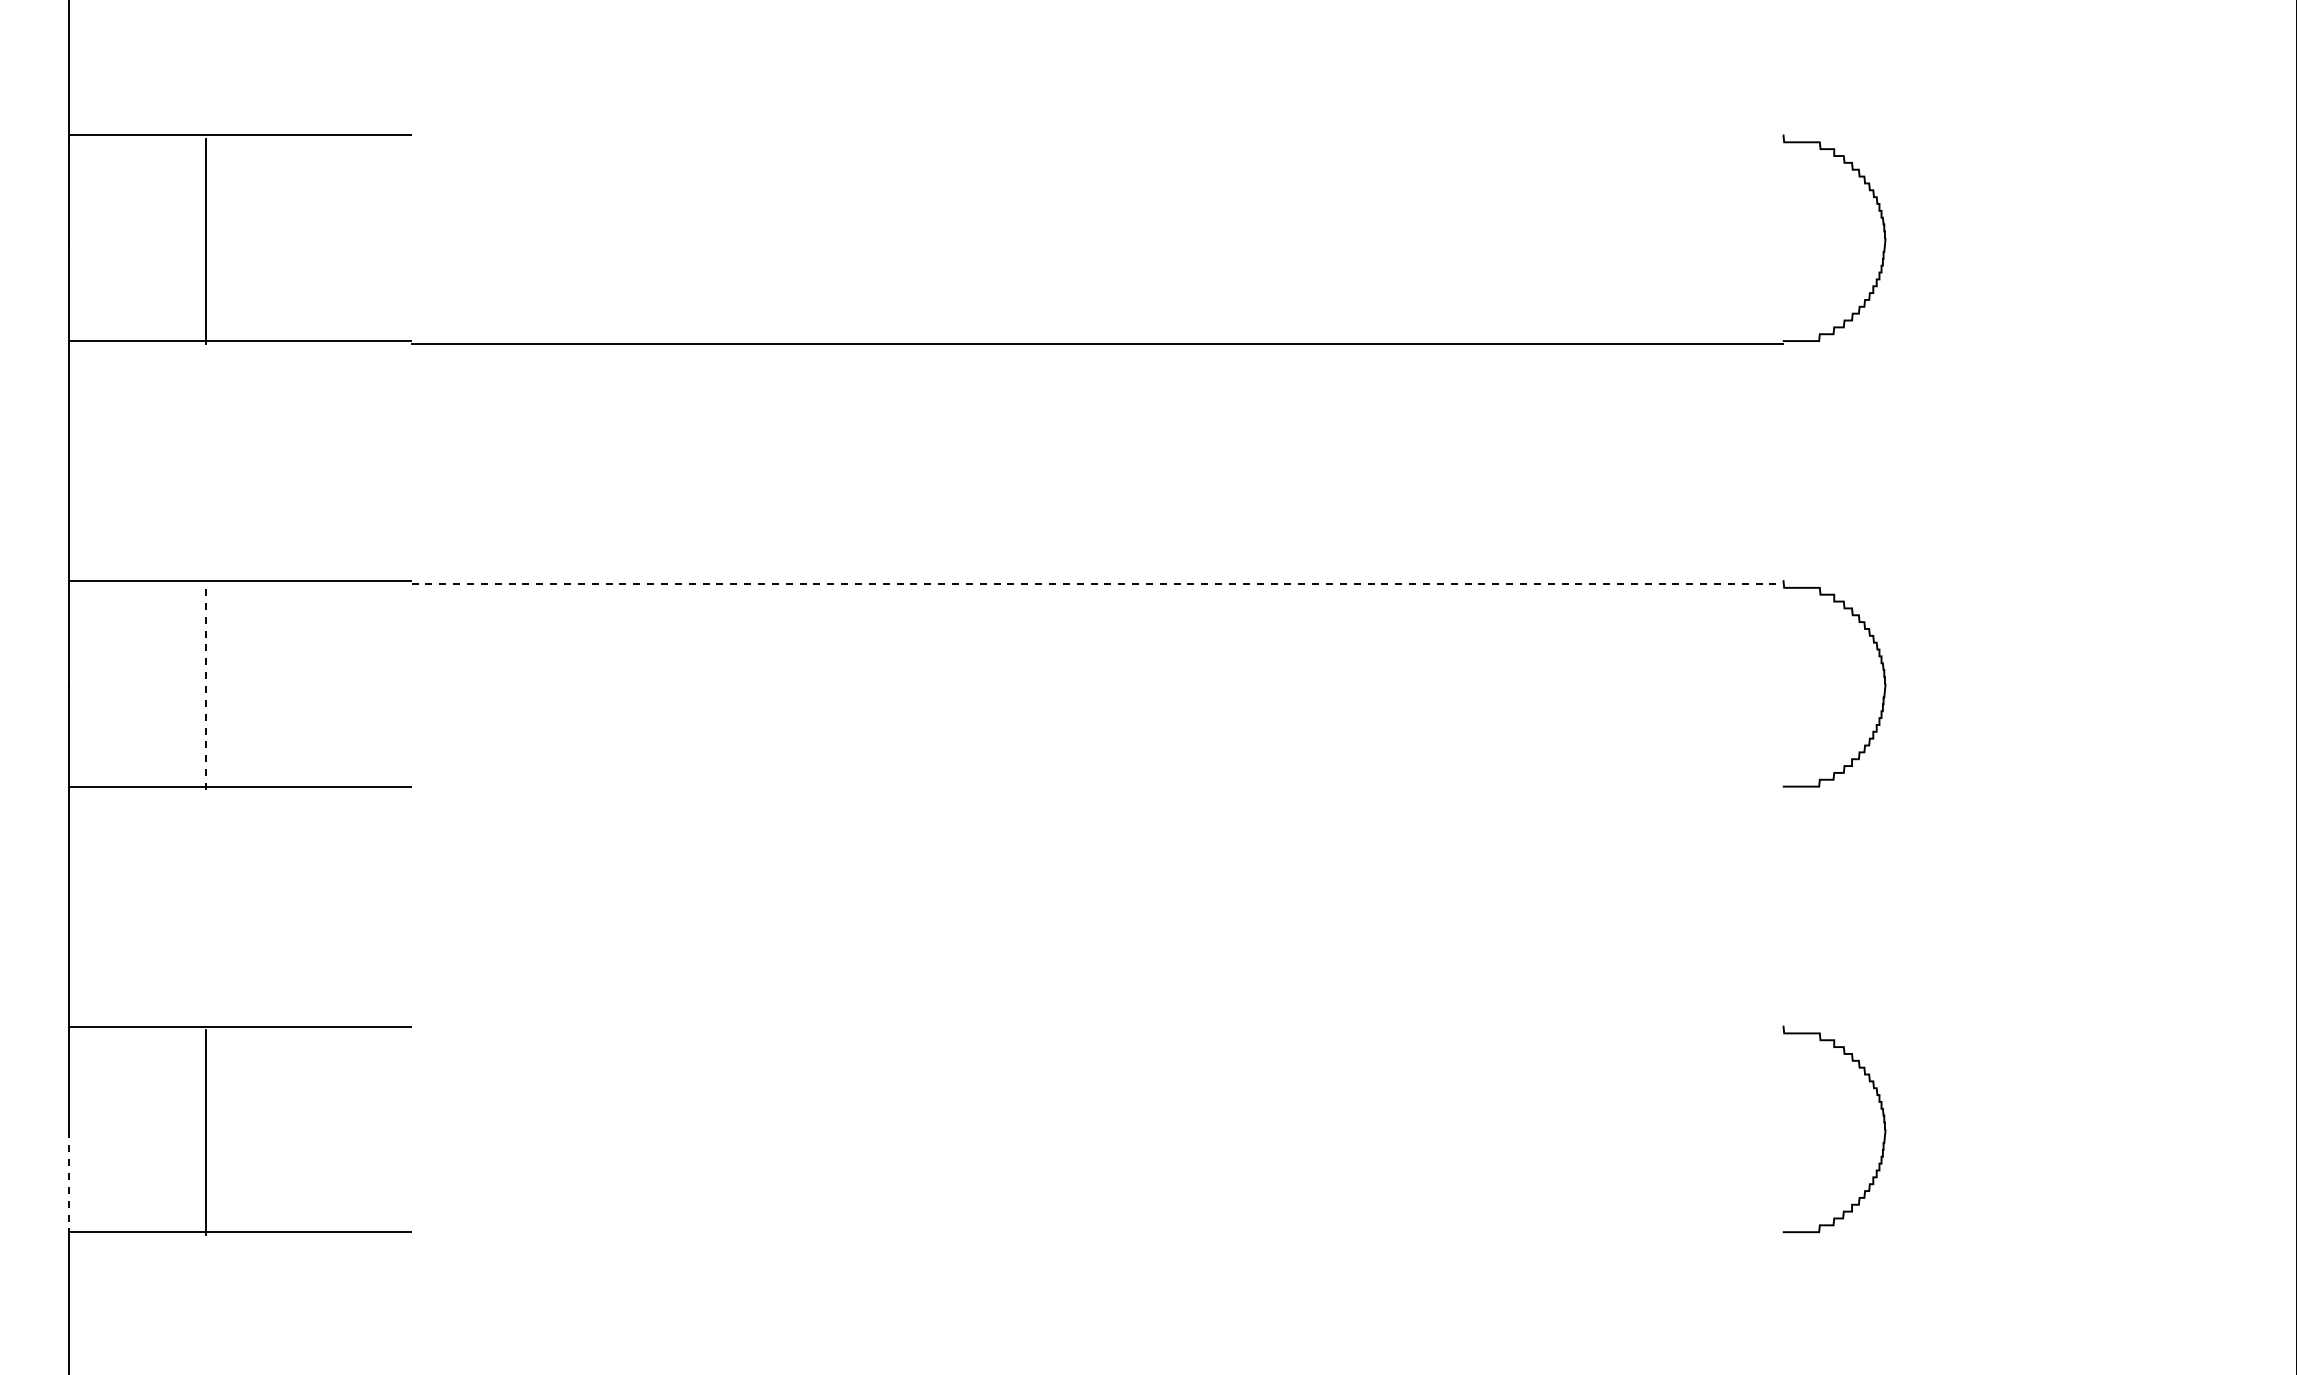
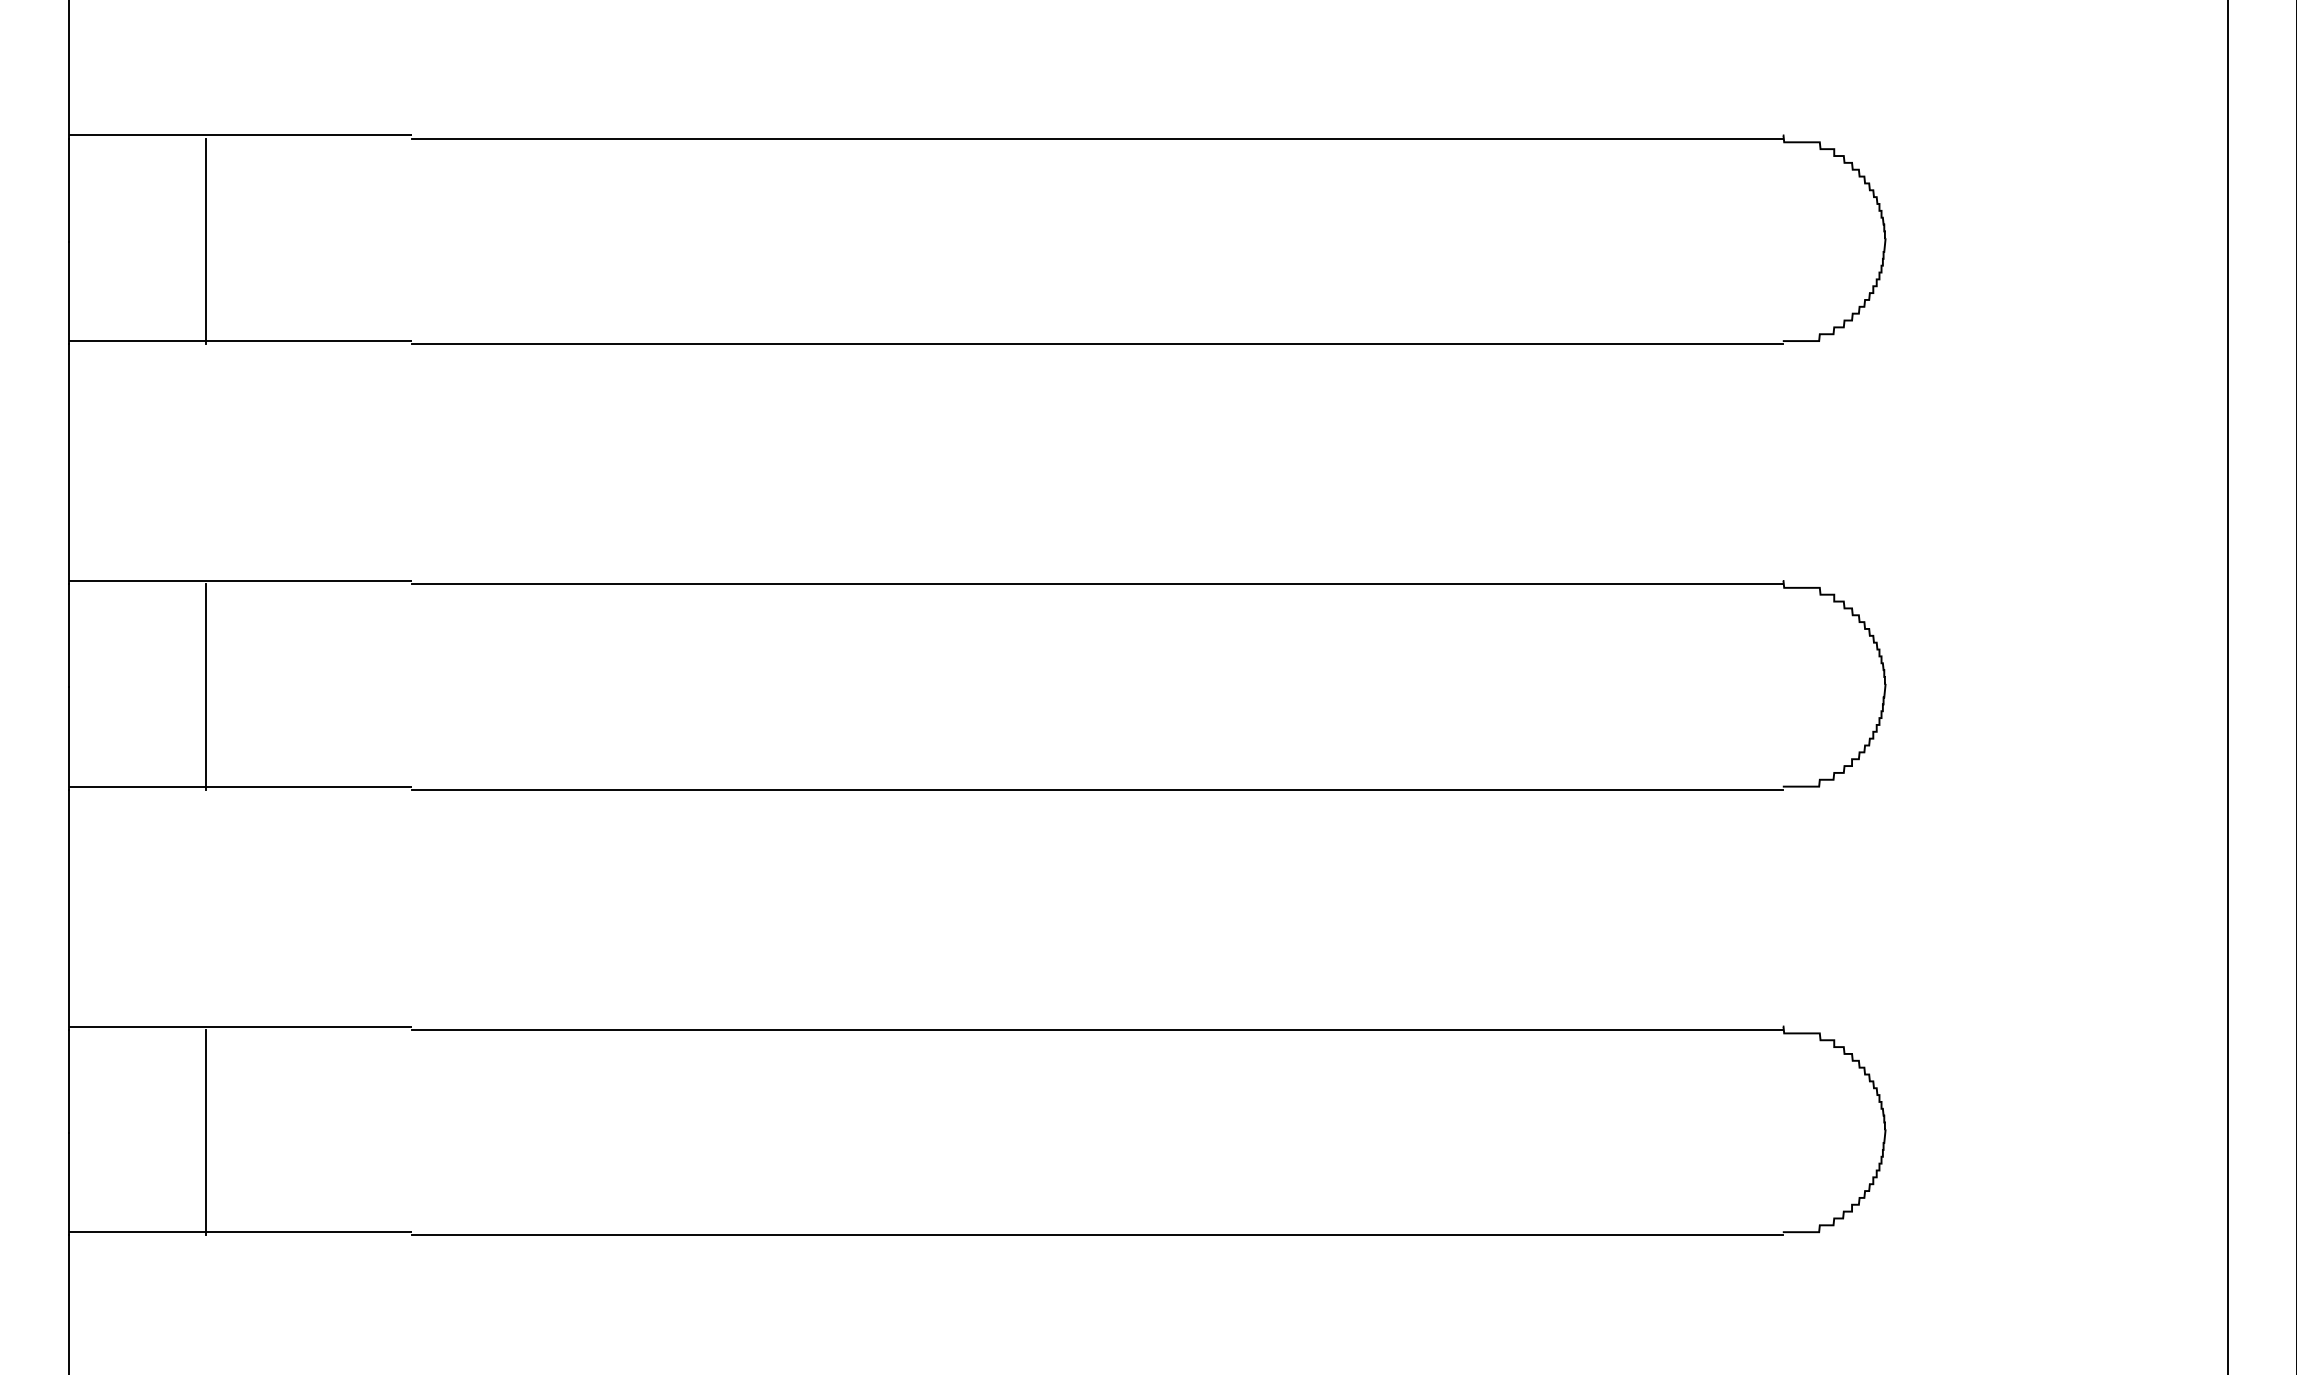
line: none -> present (1096, 138)
line: dashed -> solid (1097, 584)
line: none -> present (2228, 686)
line: dashed -> solid (206, 687)
line: none -> present (1096, 789)
line: none -> present (1096, 1029)
line: dashed -> solid (68, 1183)
line: none -> present (1096, 1235)
